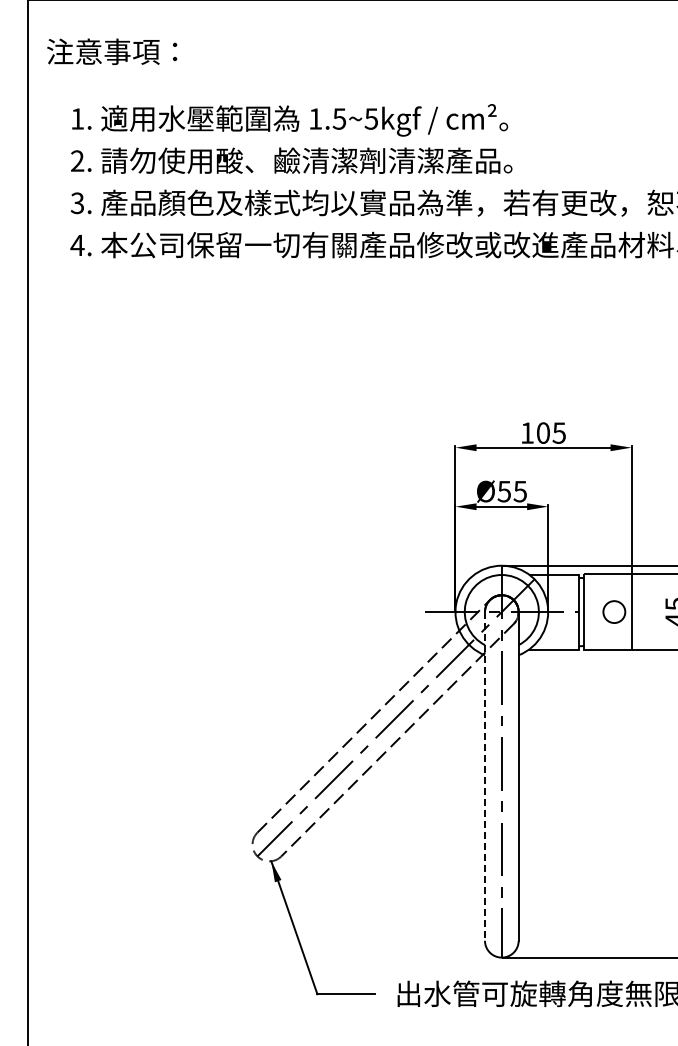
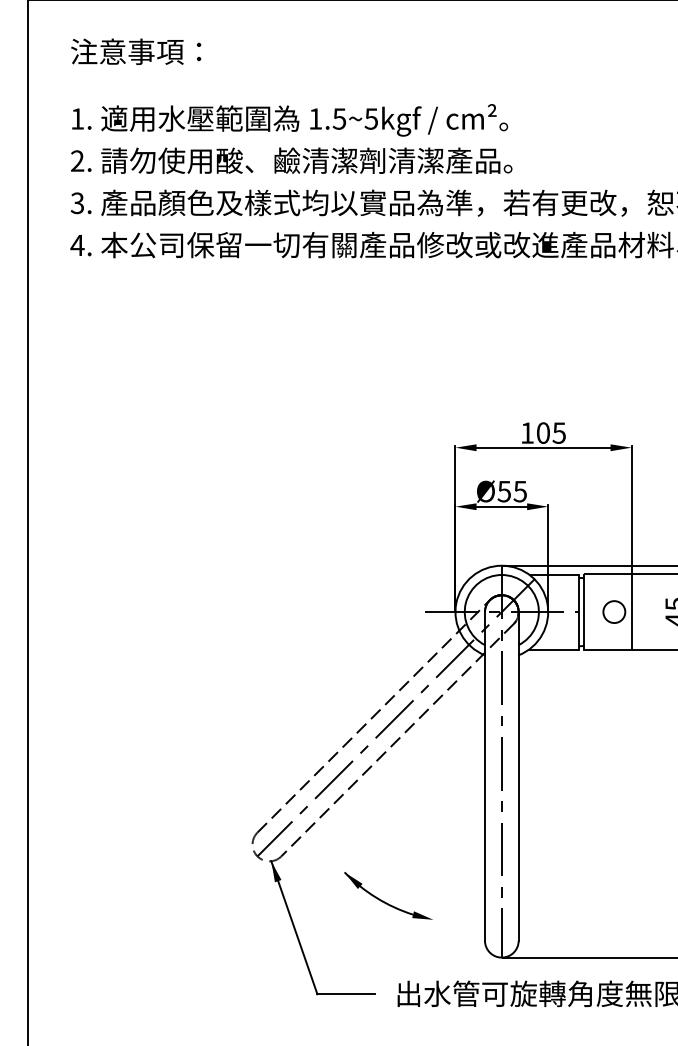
text position: (112, 51) -> (136, 51) (136, 51)
line: dashed -> solid (484, 776)
part: none -> present (385, 901)
